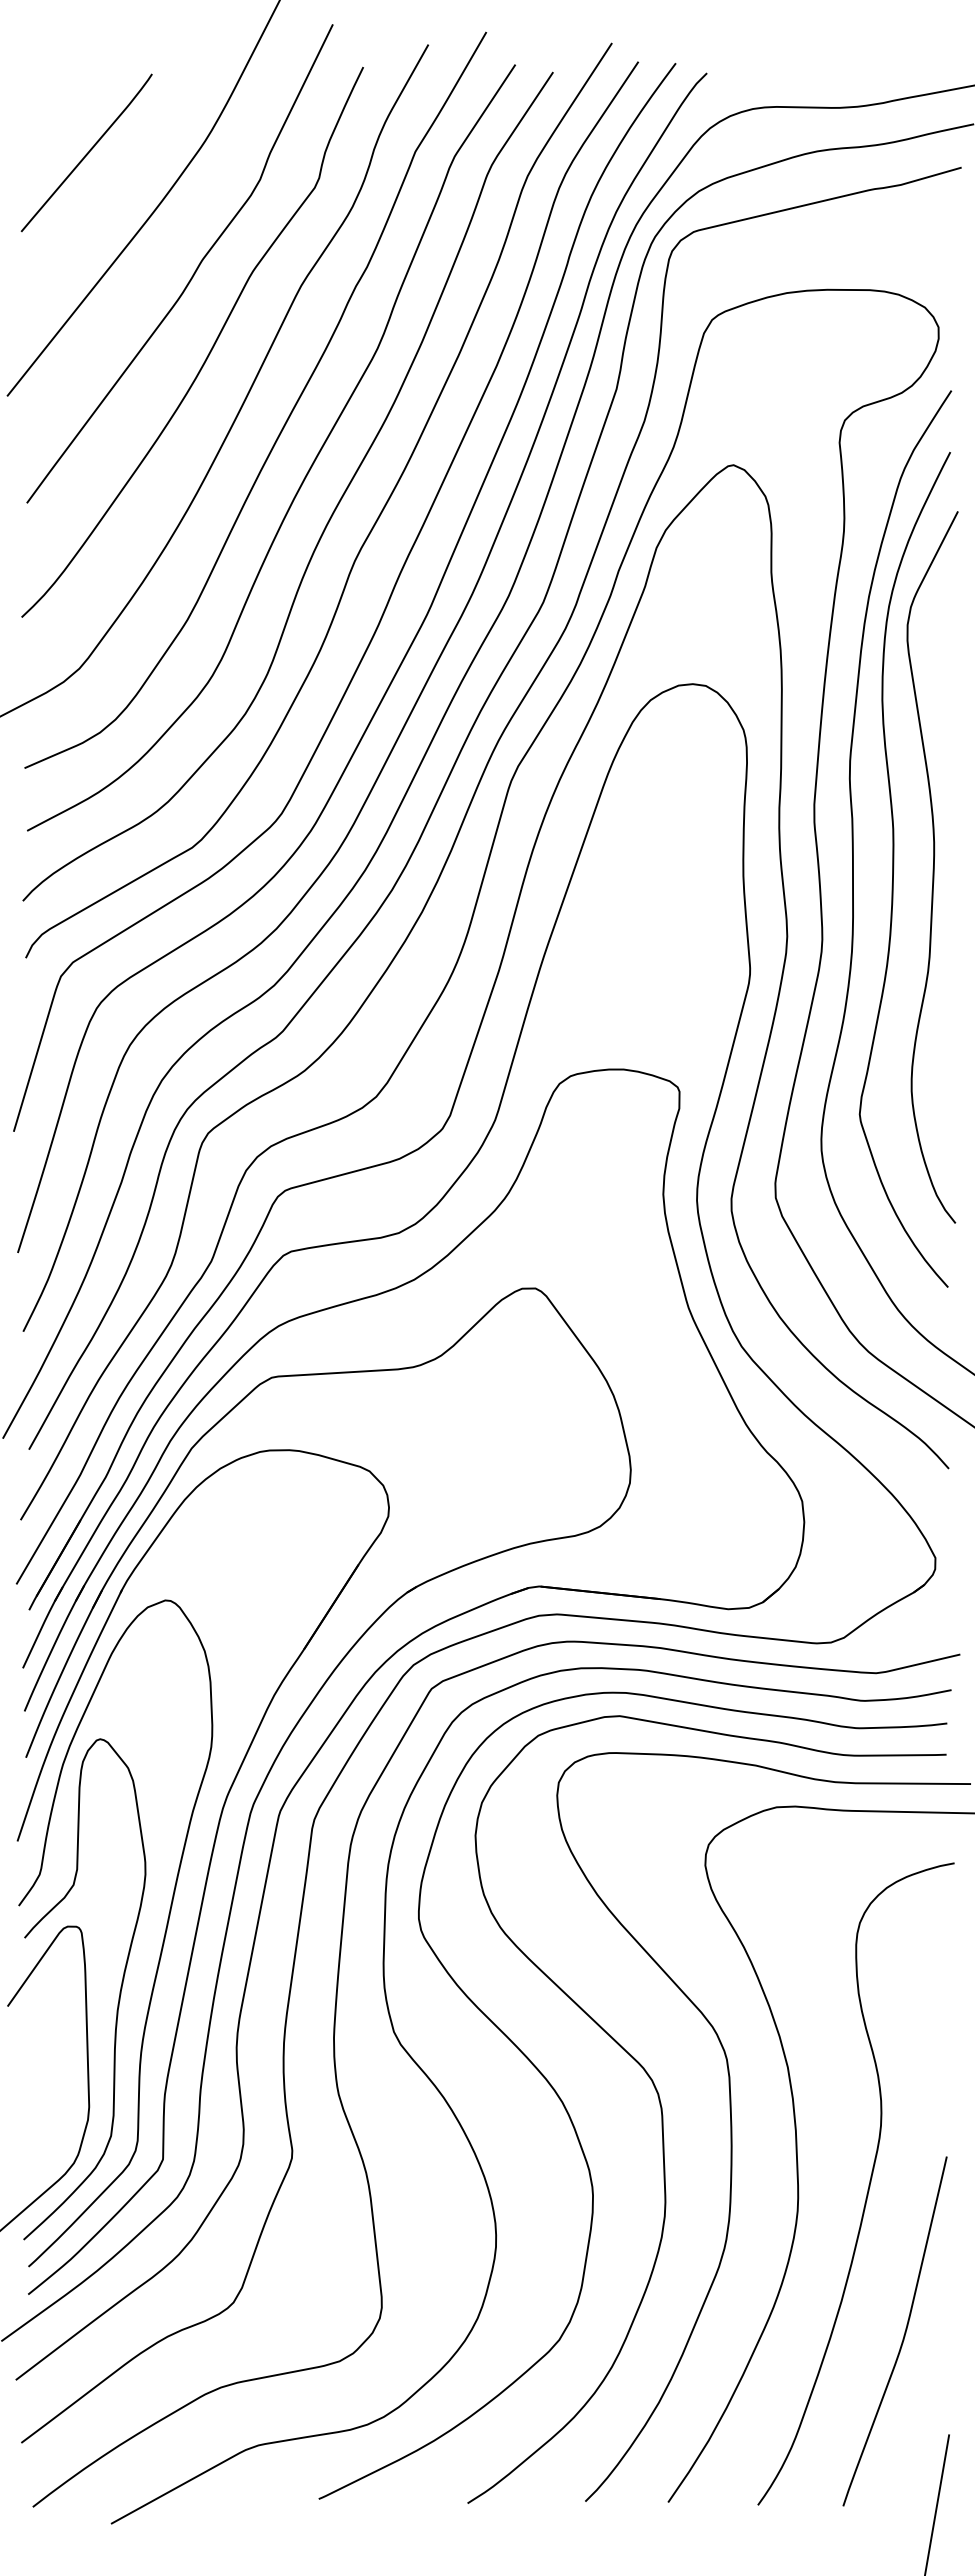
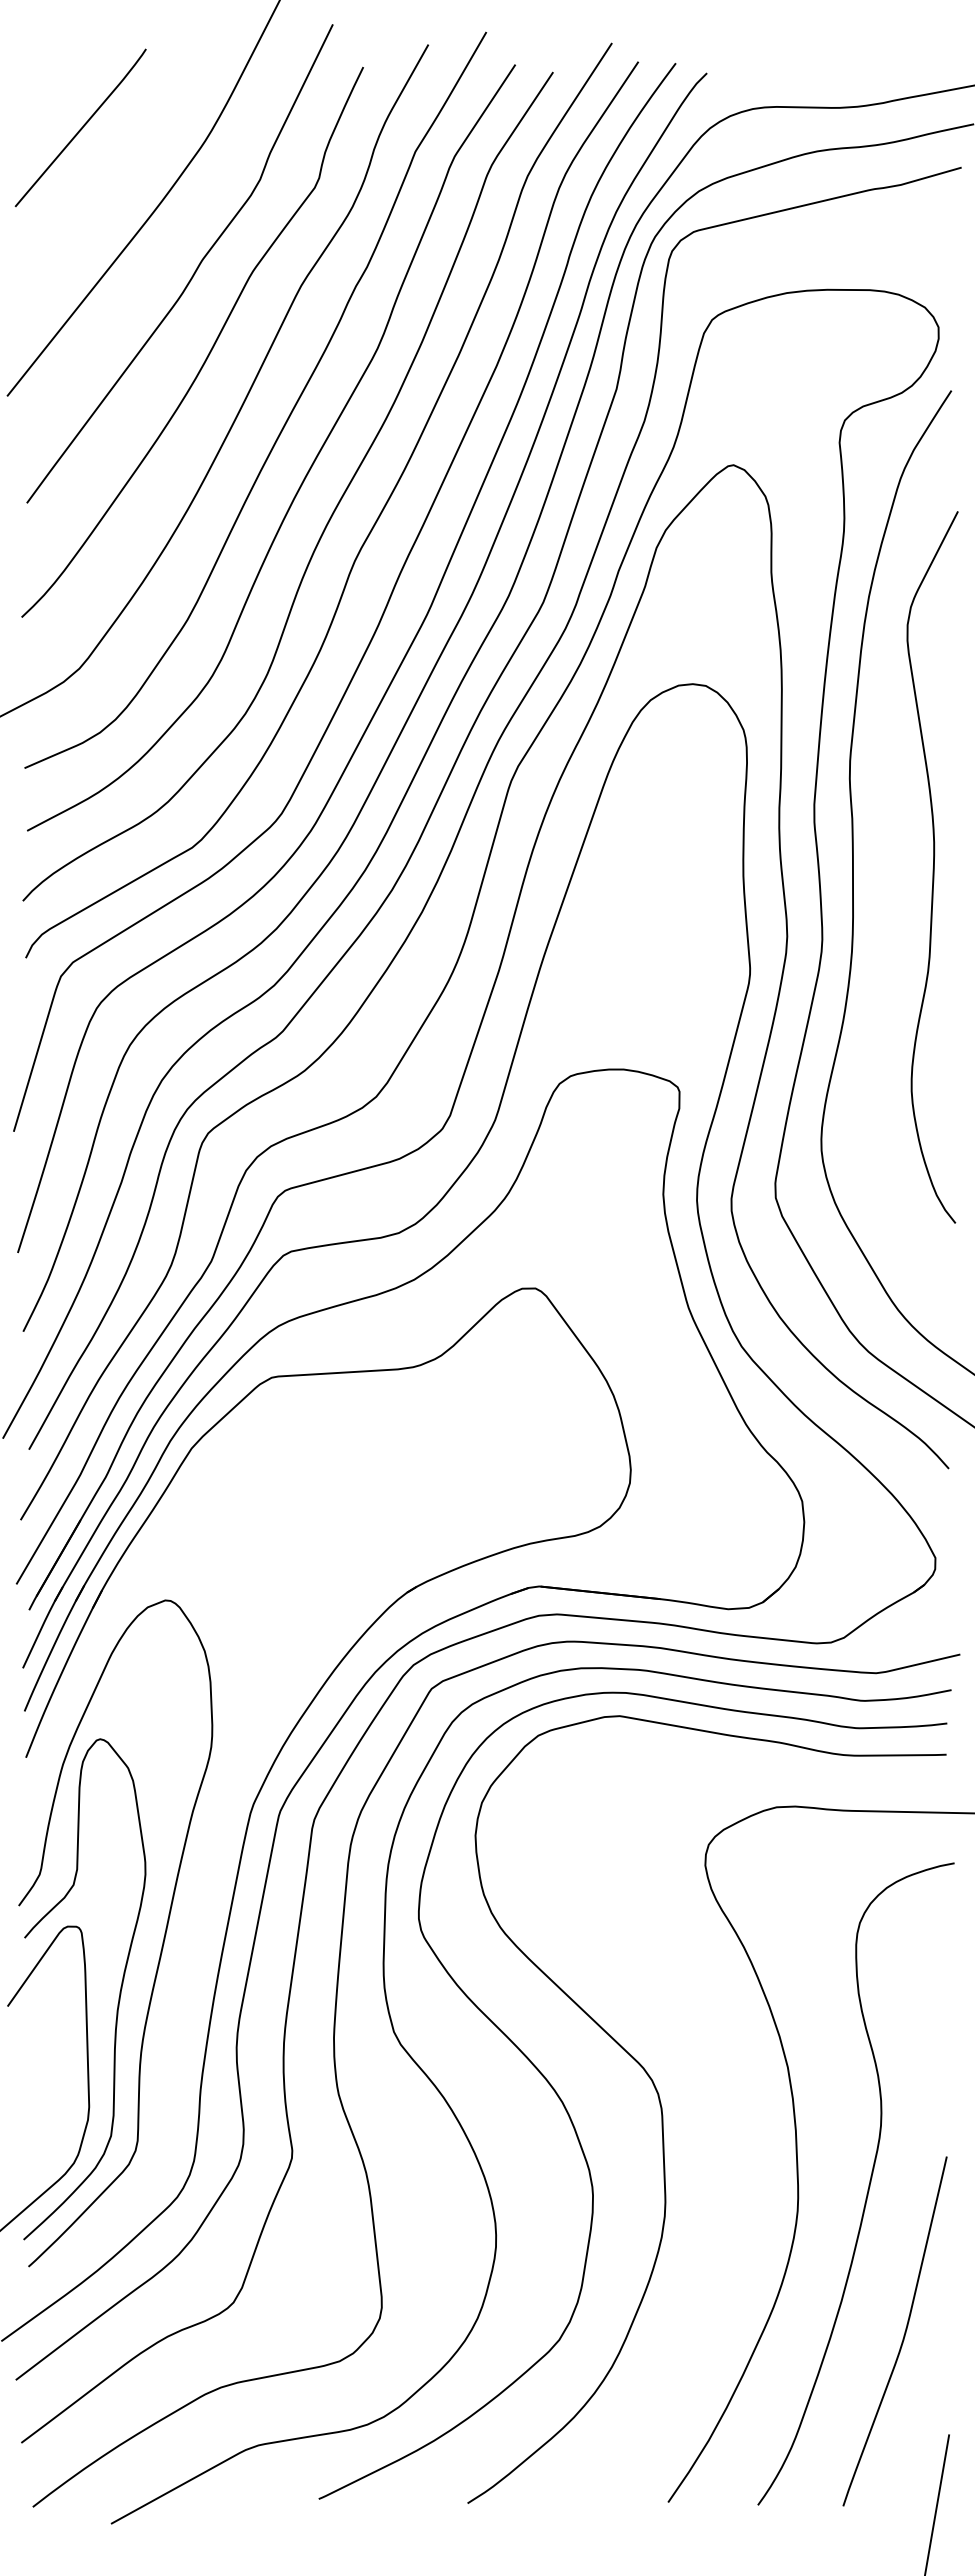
curve position: (87, 152) -> (81, 127) (81, 127)
curve: present -> none (894, 868)
part: present -> none (202, 1871)
curve: present -> none (732, 2126)
